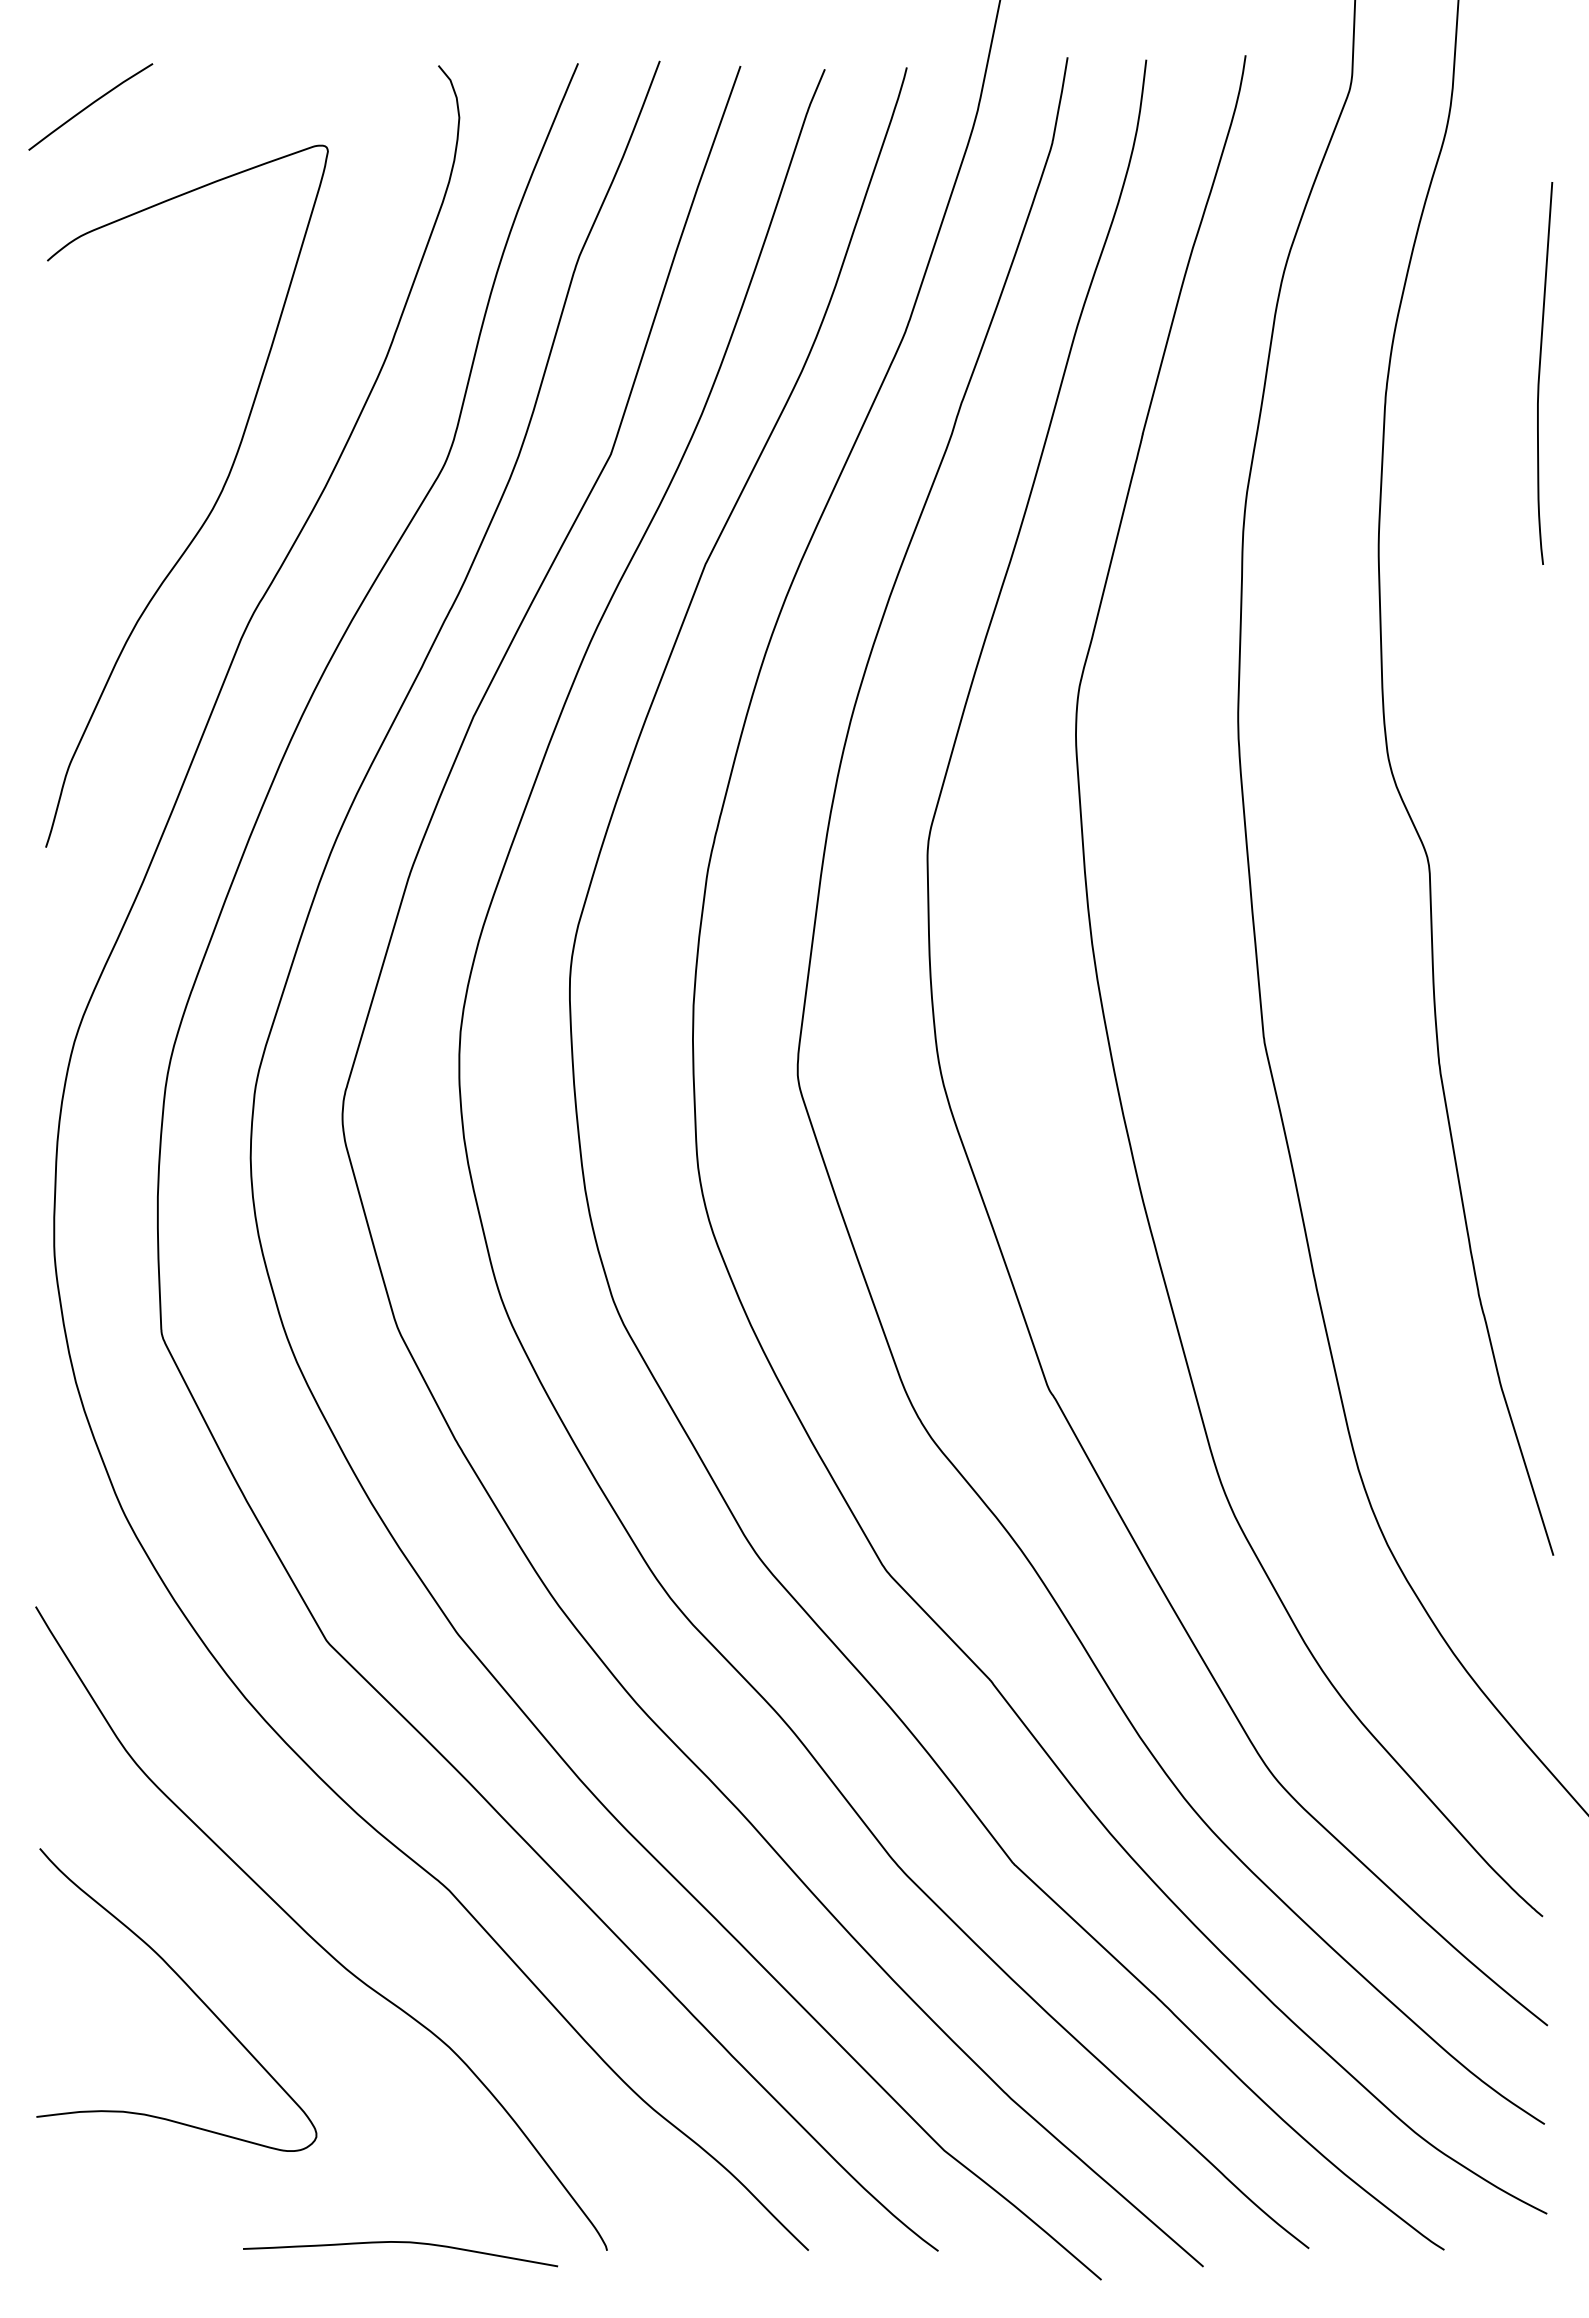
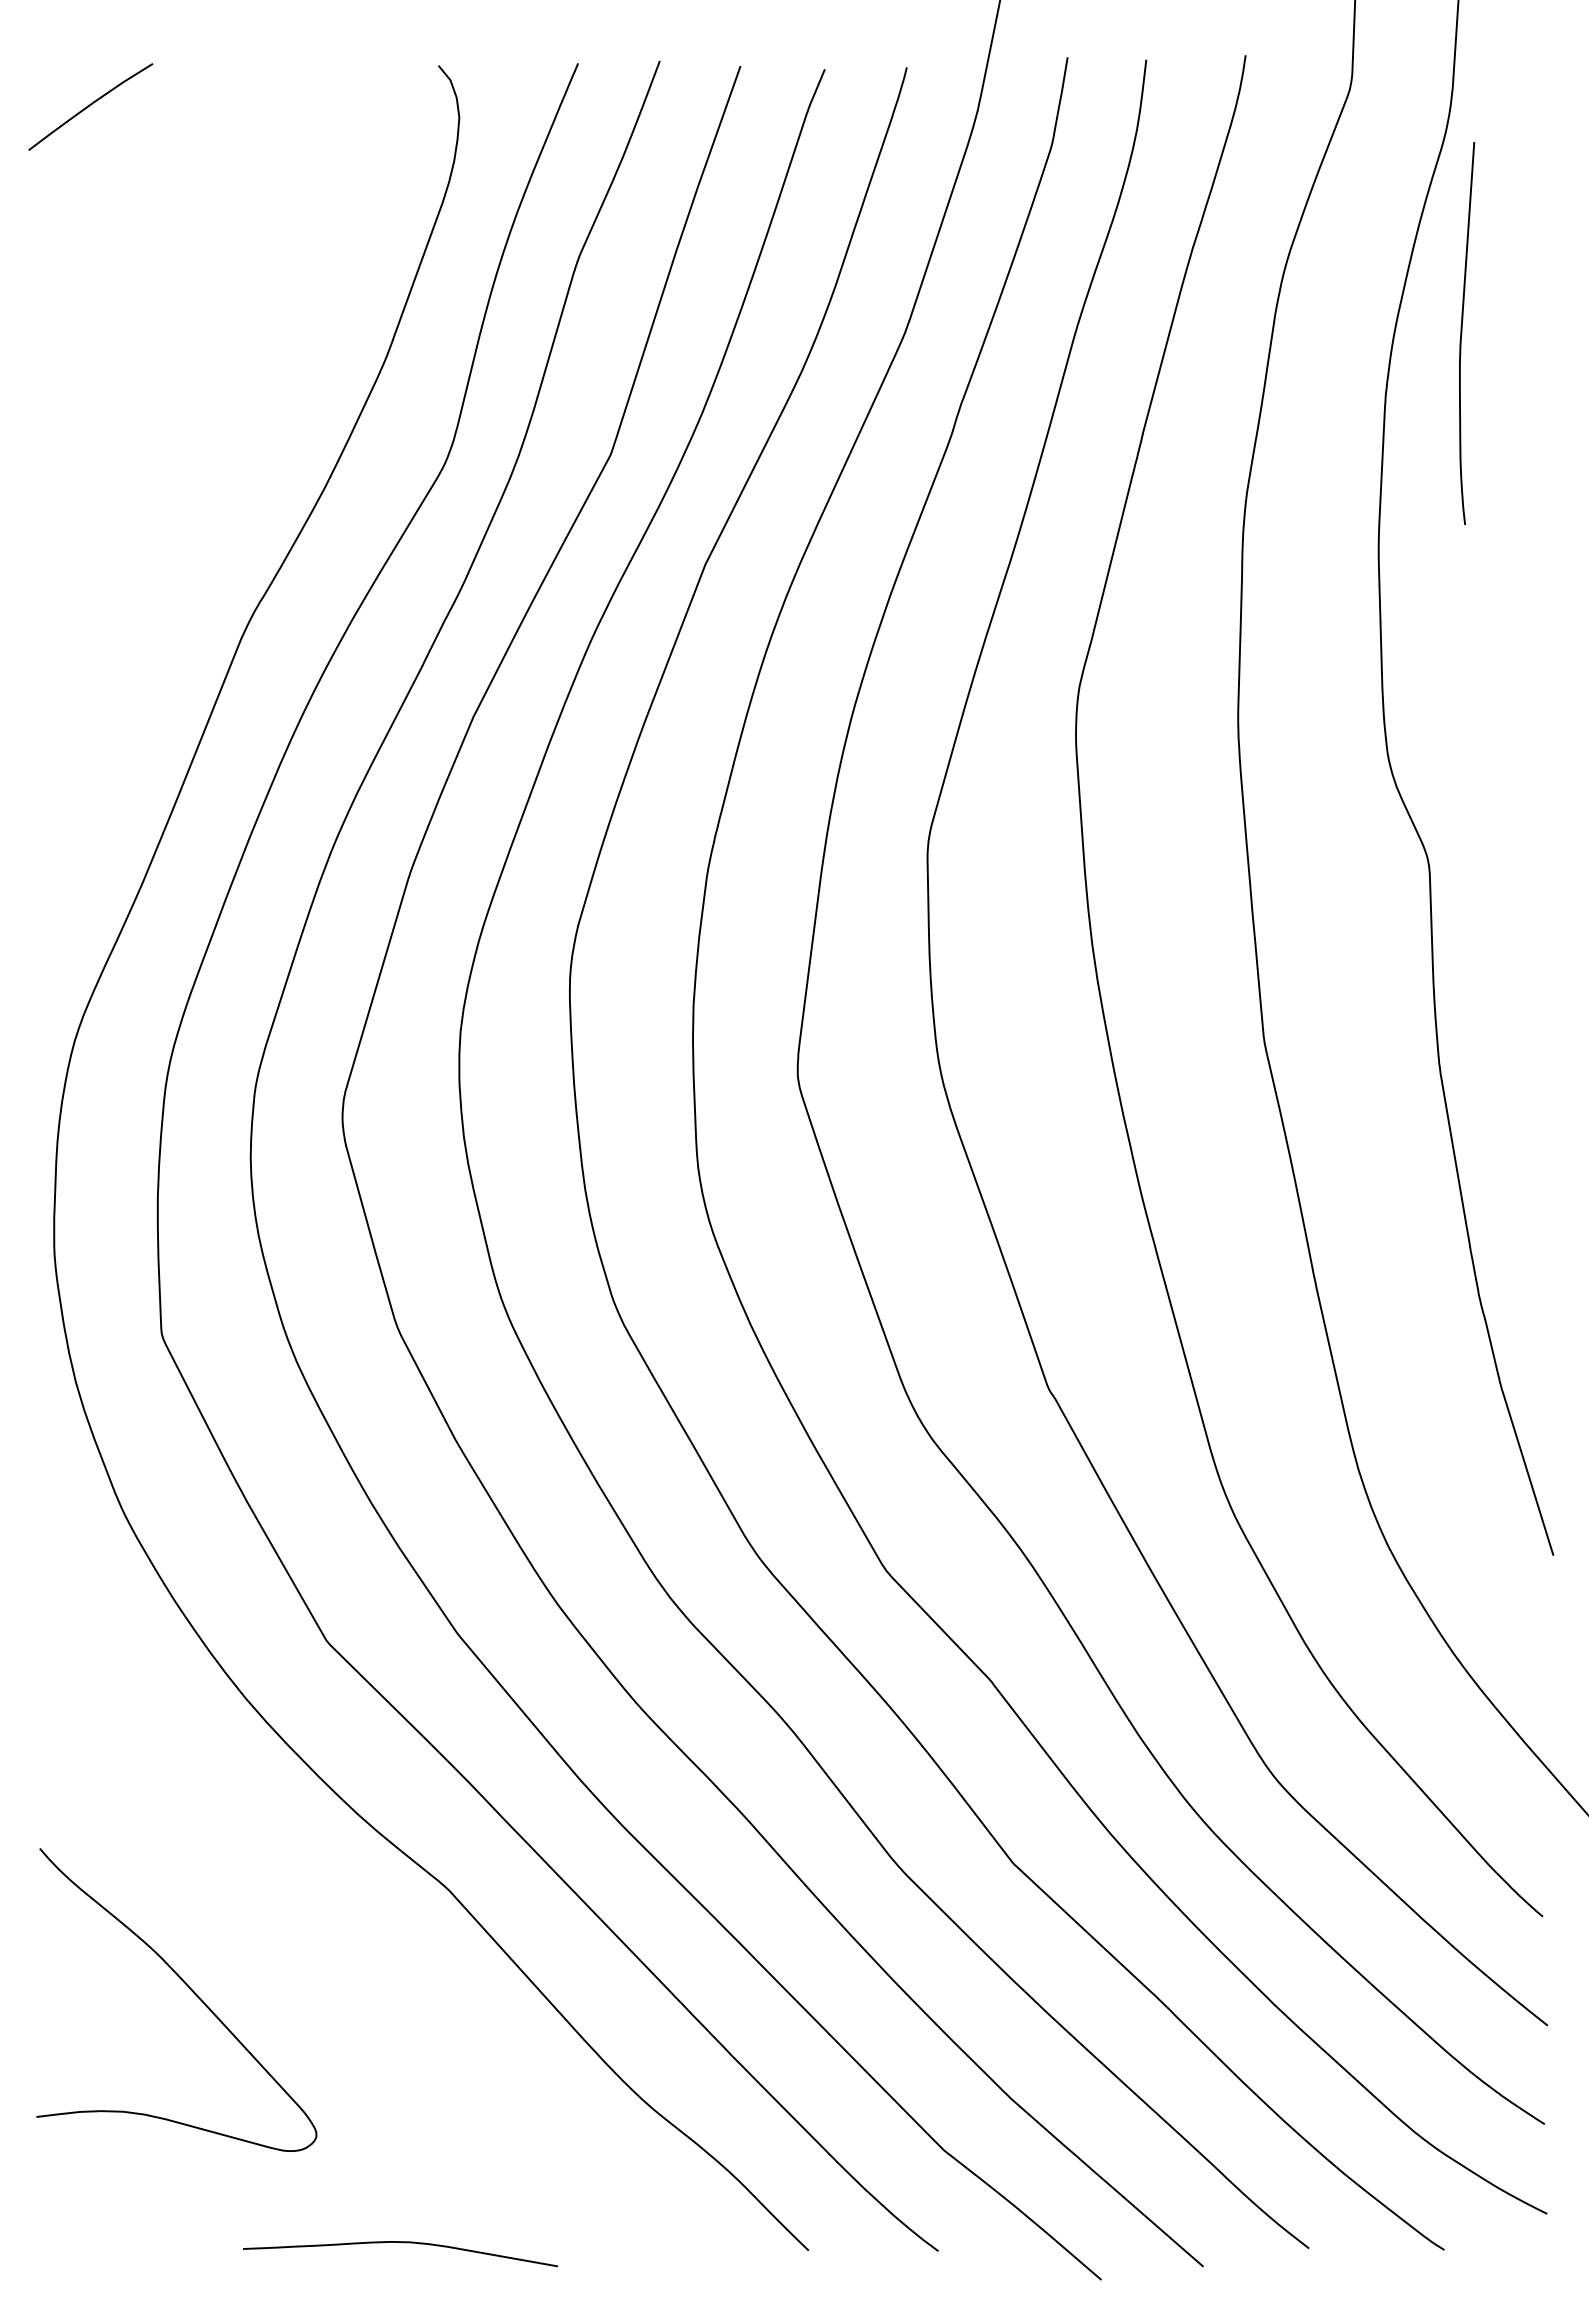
curve position: (1540, 373) -> (1462, 333) (1462, 333)
curve: present -> none (210, 510)
curve: present -> none (314, 1938)
